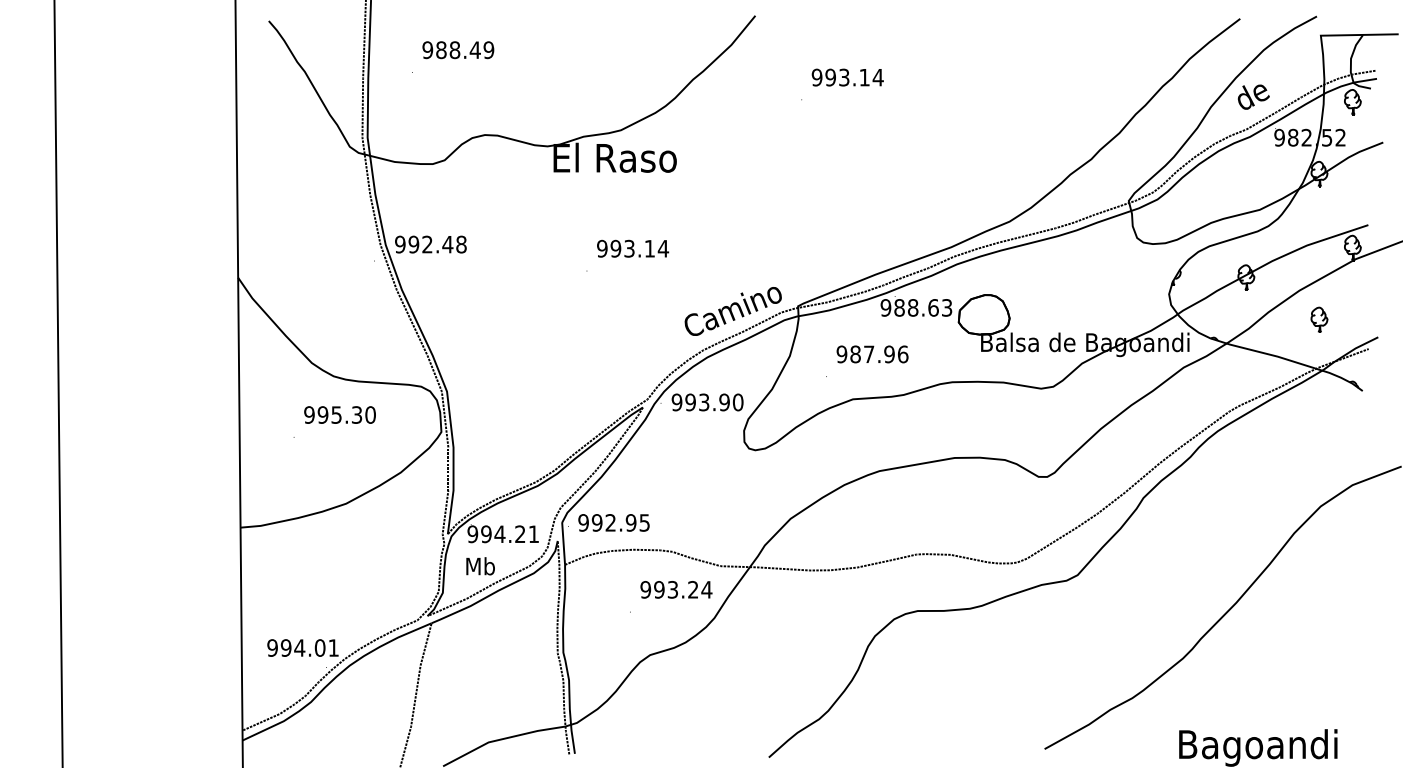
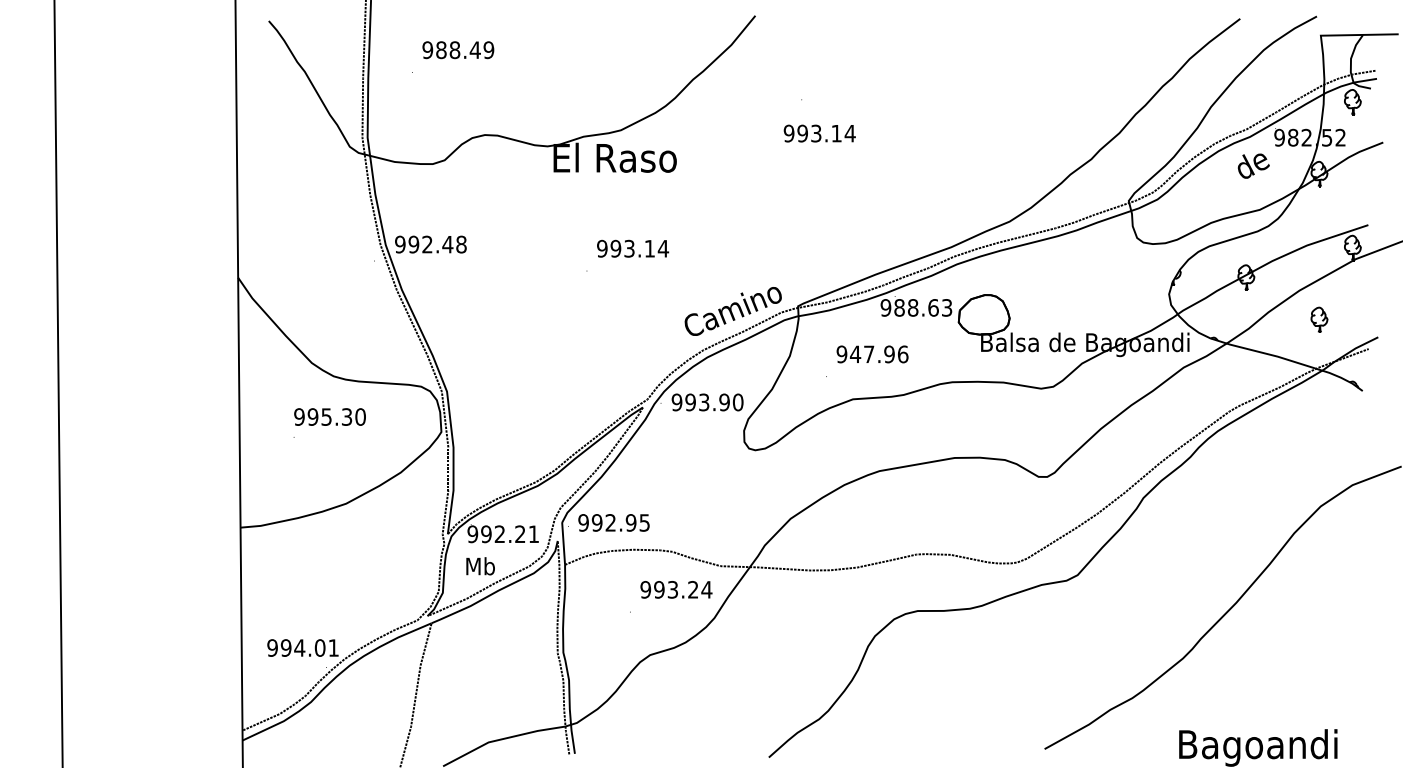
text position: (847, 77) -> (819, 133) (819, 133)
text position: (1253, 96) -> (1253, 165) (1253, 165)
text: 987.96 -> 947.96 (855, 354)
text position: (339, 414) -> (329, 416) (329, 416)
text: 994.21 -> 992.21 (499, 533)
